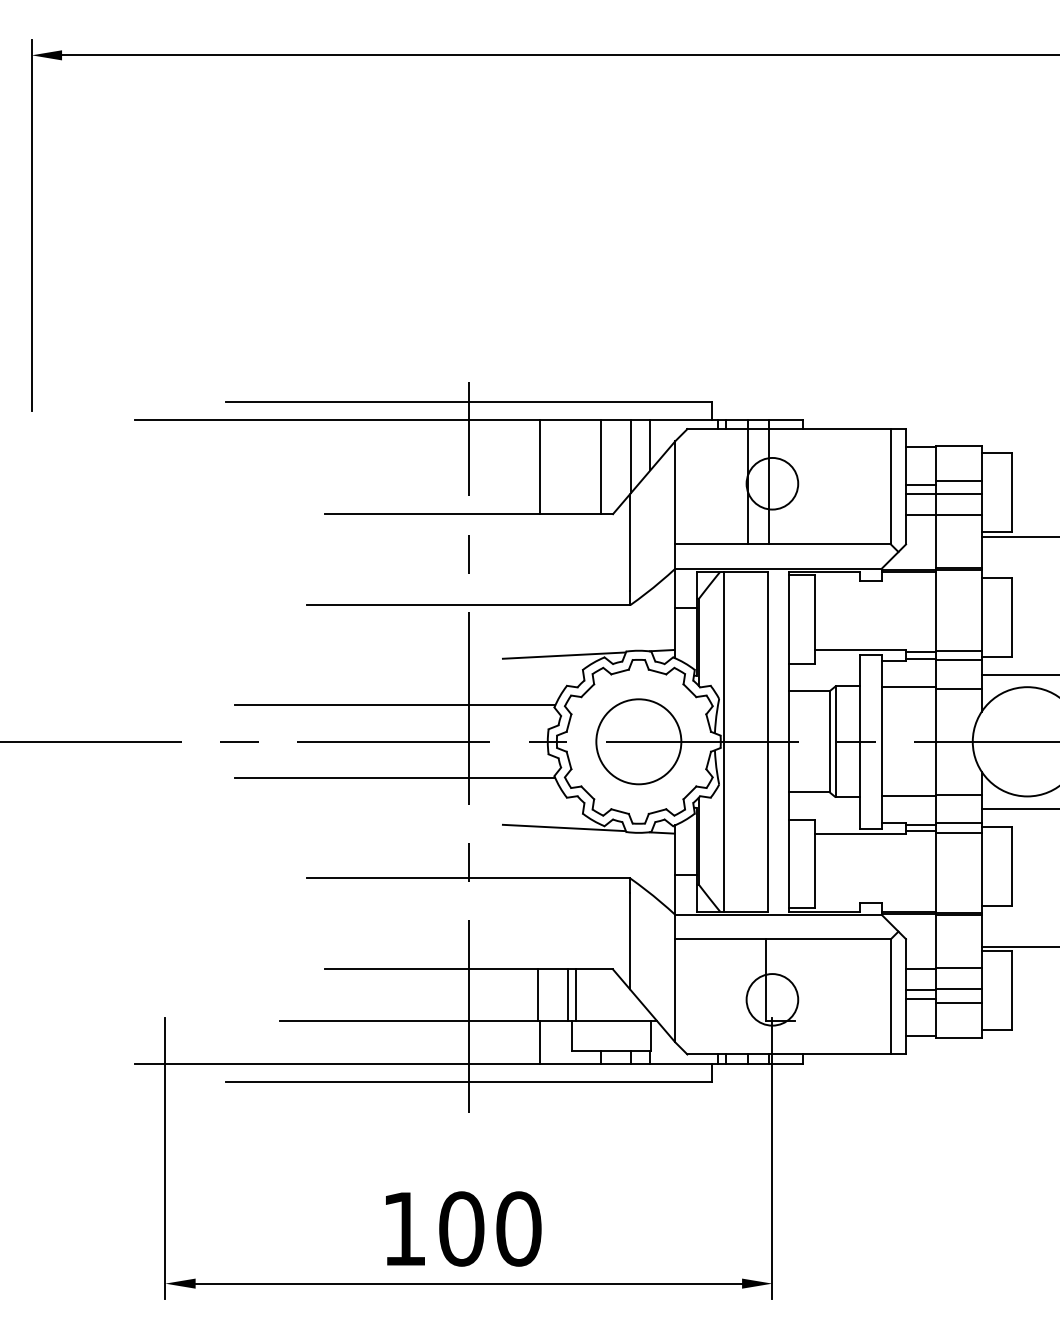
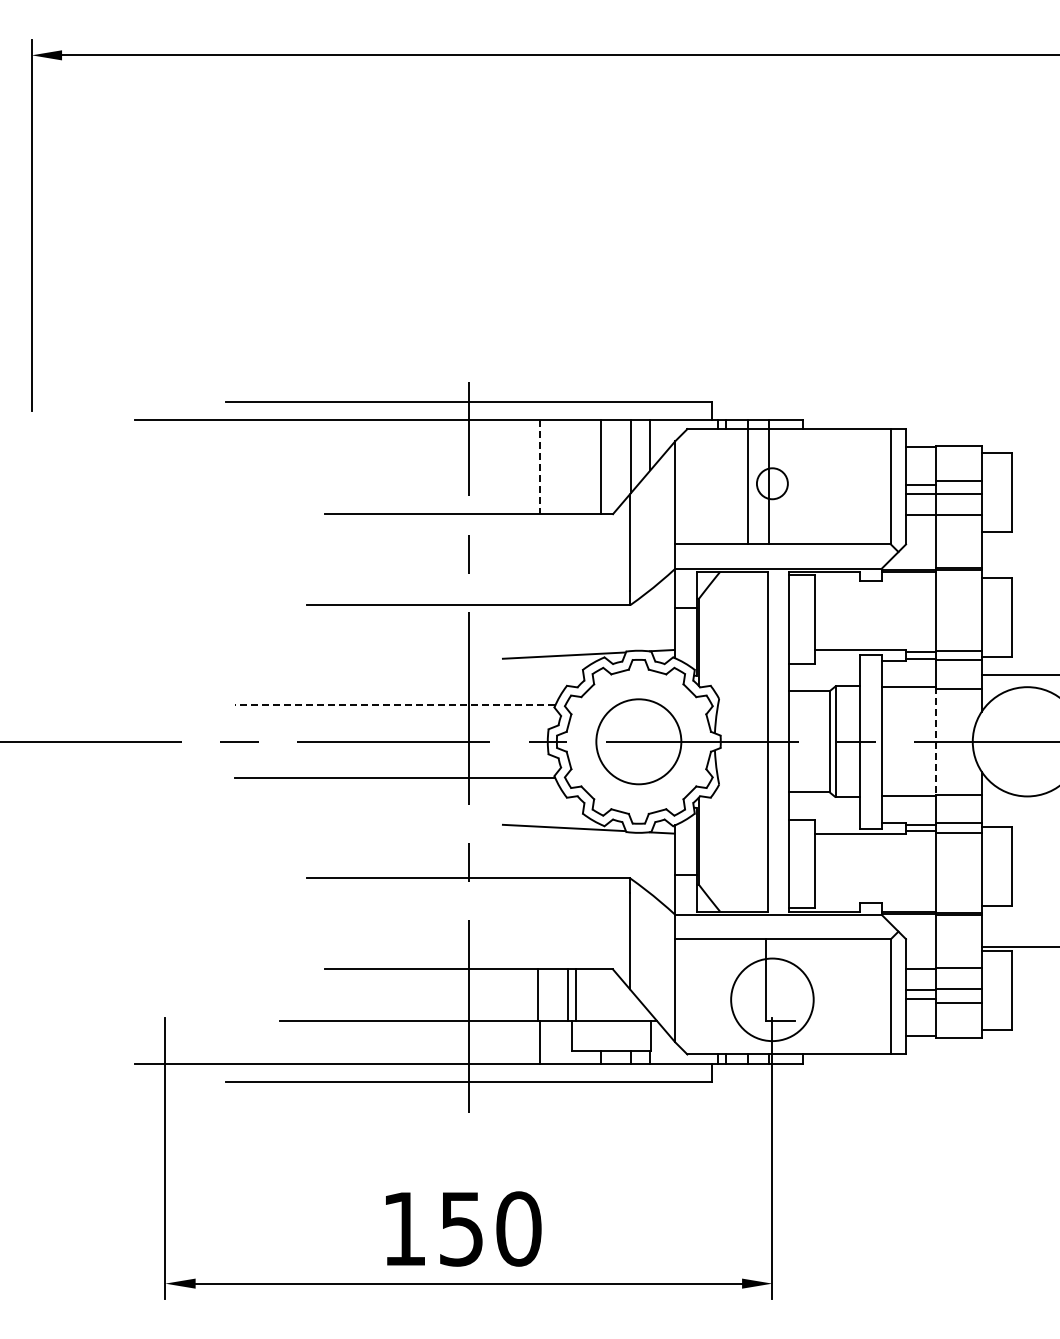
line: solid -> dashed (539, 467)
circle diameter: 52 px -> 31 px (771, 483)
line: present -> none (1018, 536)
line: solid -> dashed (394, 705)
line: present -> none (723, 741)
line: solid -> dashed (936, 741)
line: present -> none (1018, 808)
circle diameter: 52 px -> 83 px (772, 999)
text: 100 -> 150 (461, 1228)
